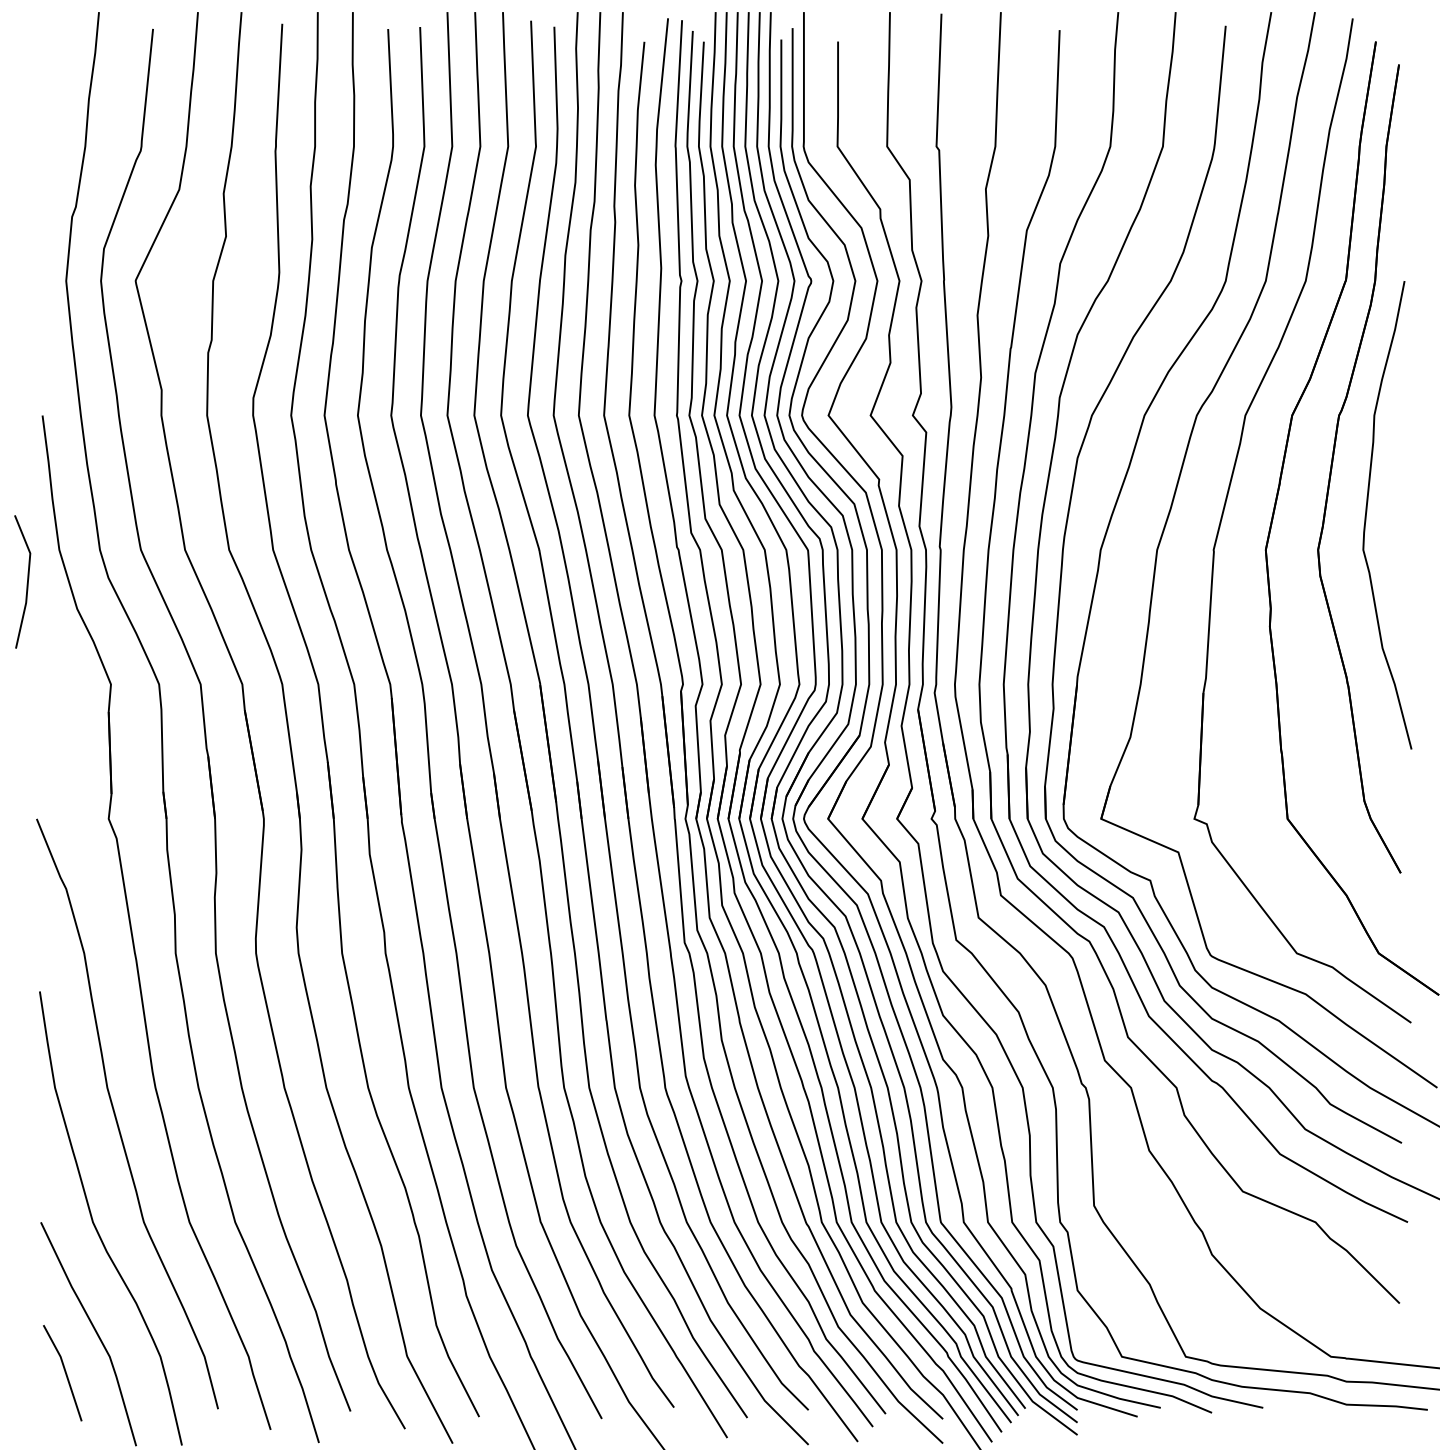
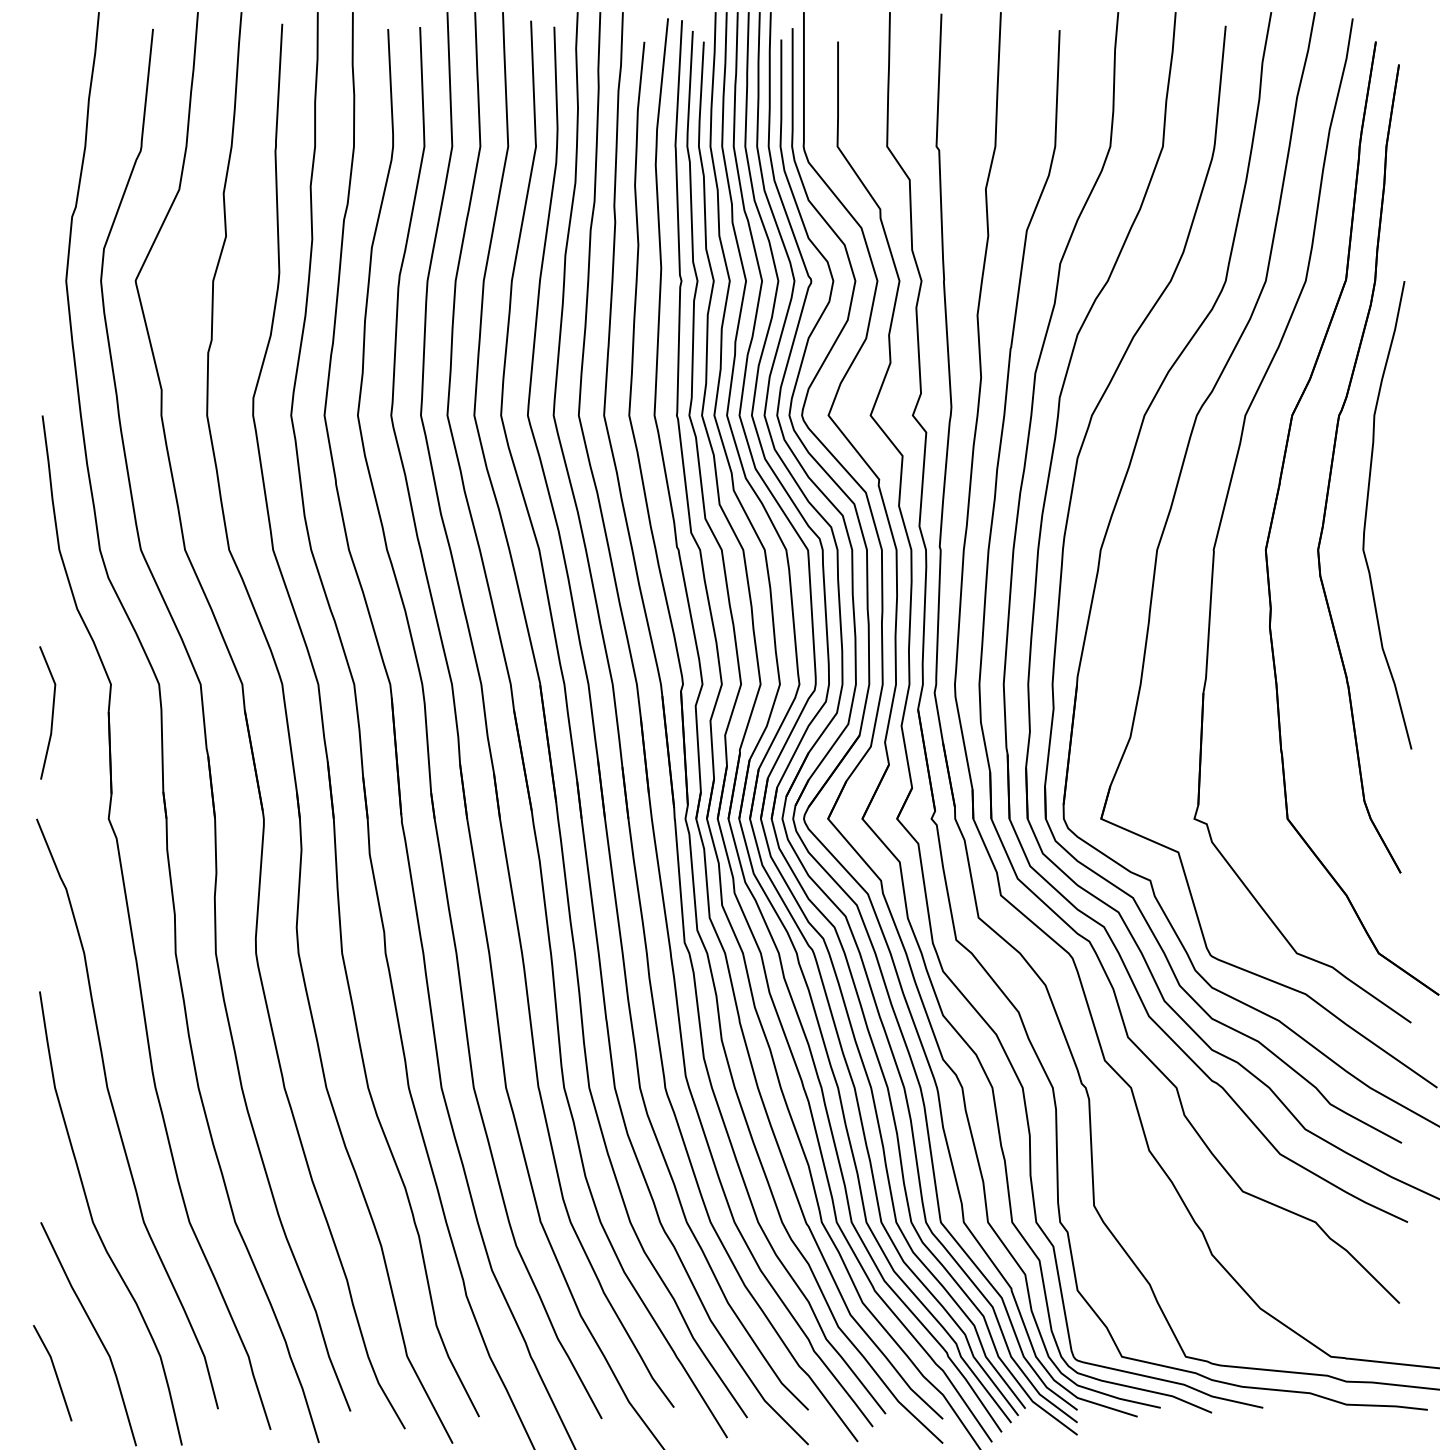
line position: (26, 583) -> (51, 714) (51, 714)
line position: (64, 1372) -> (54, 1372) (54, 1372)
